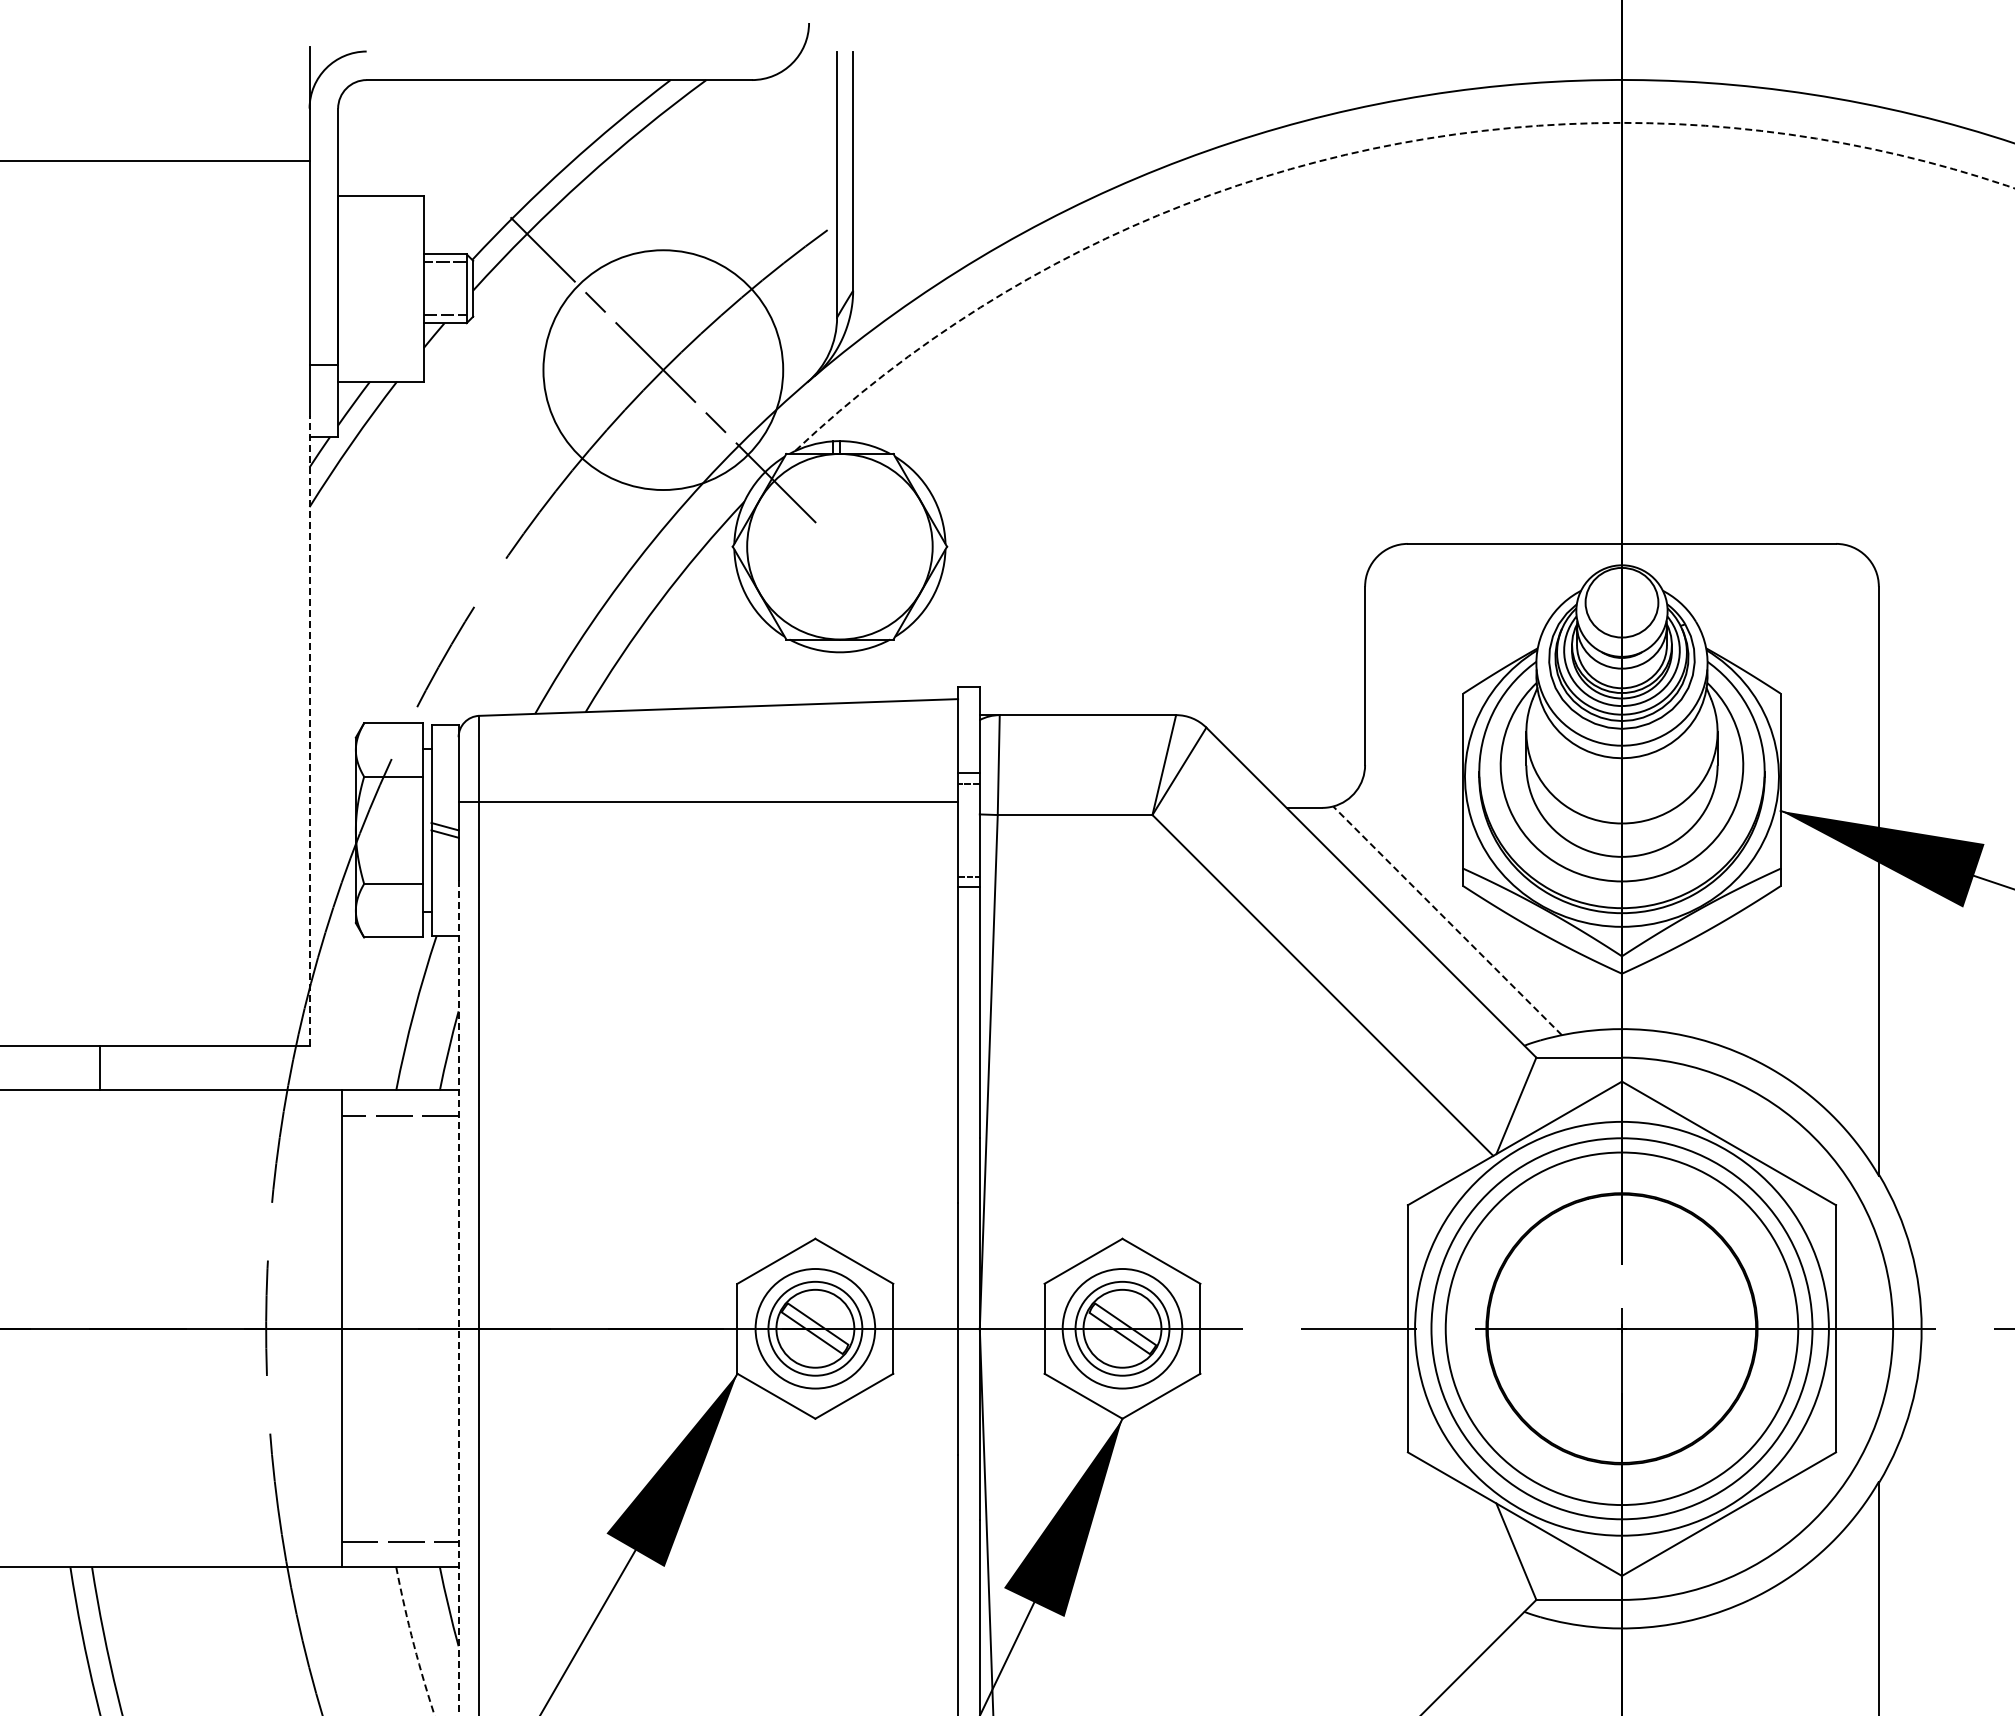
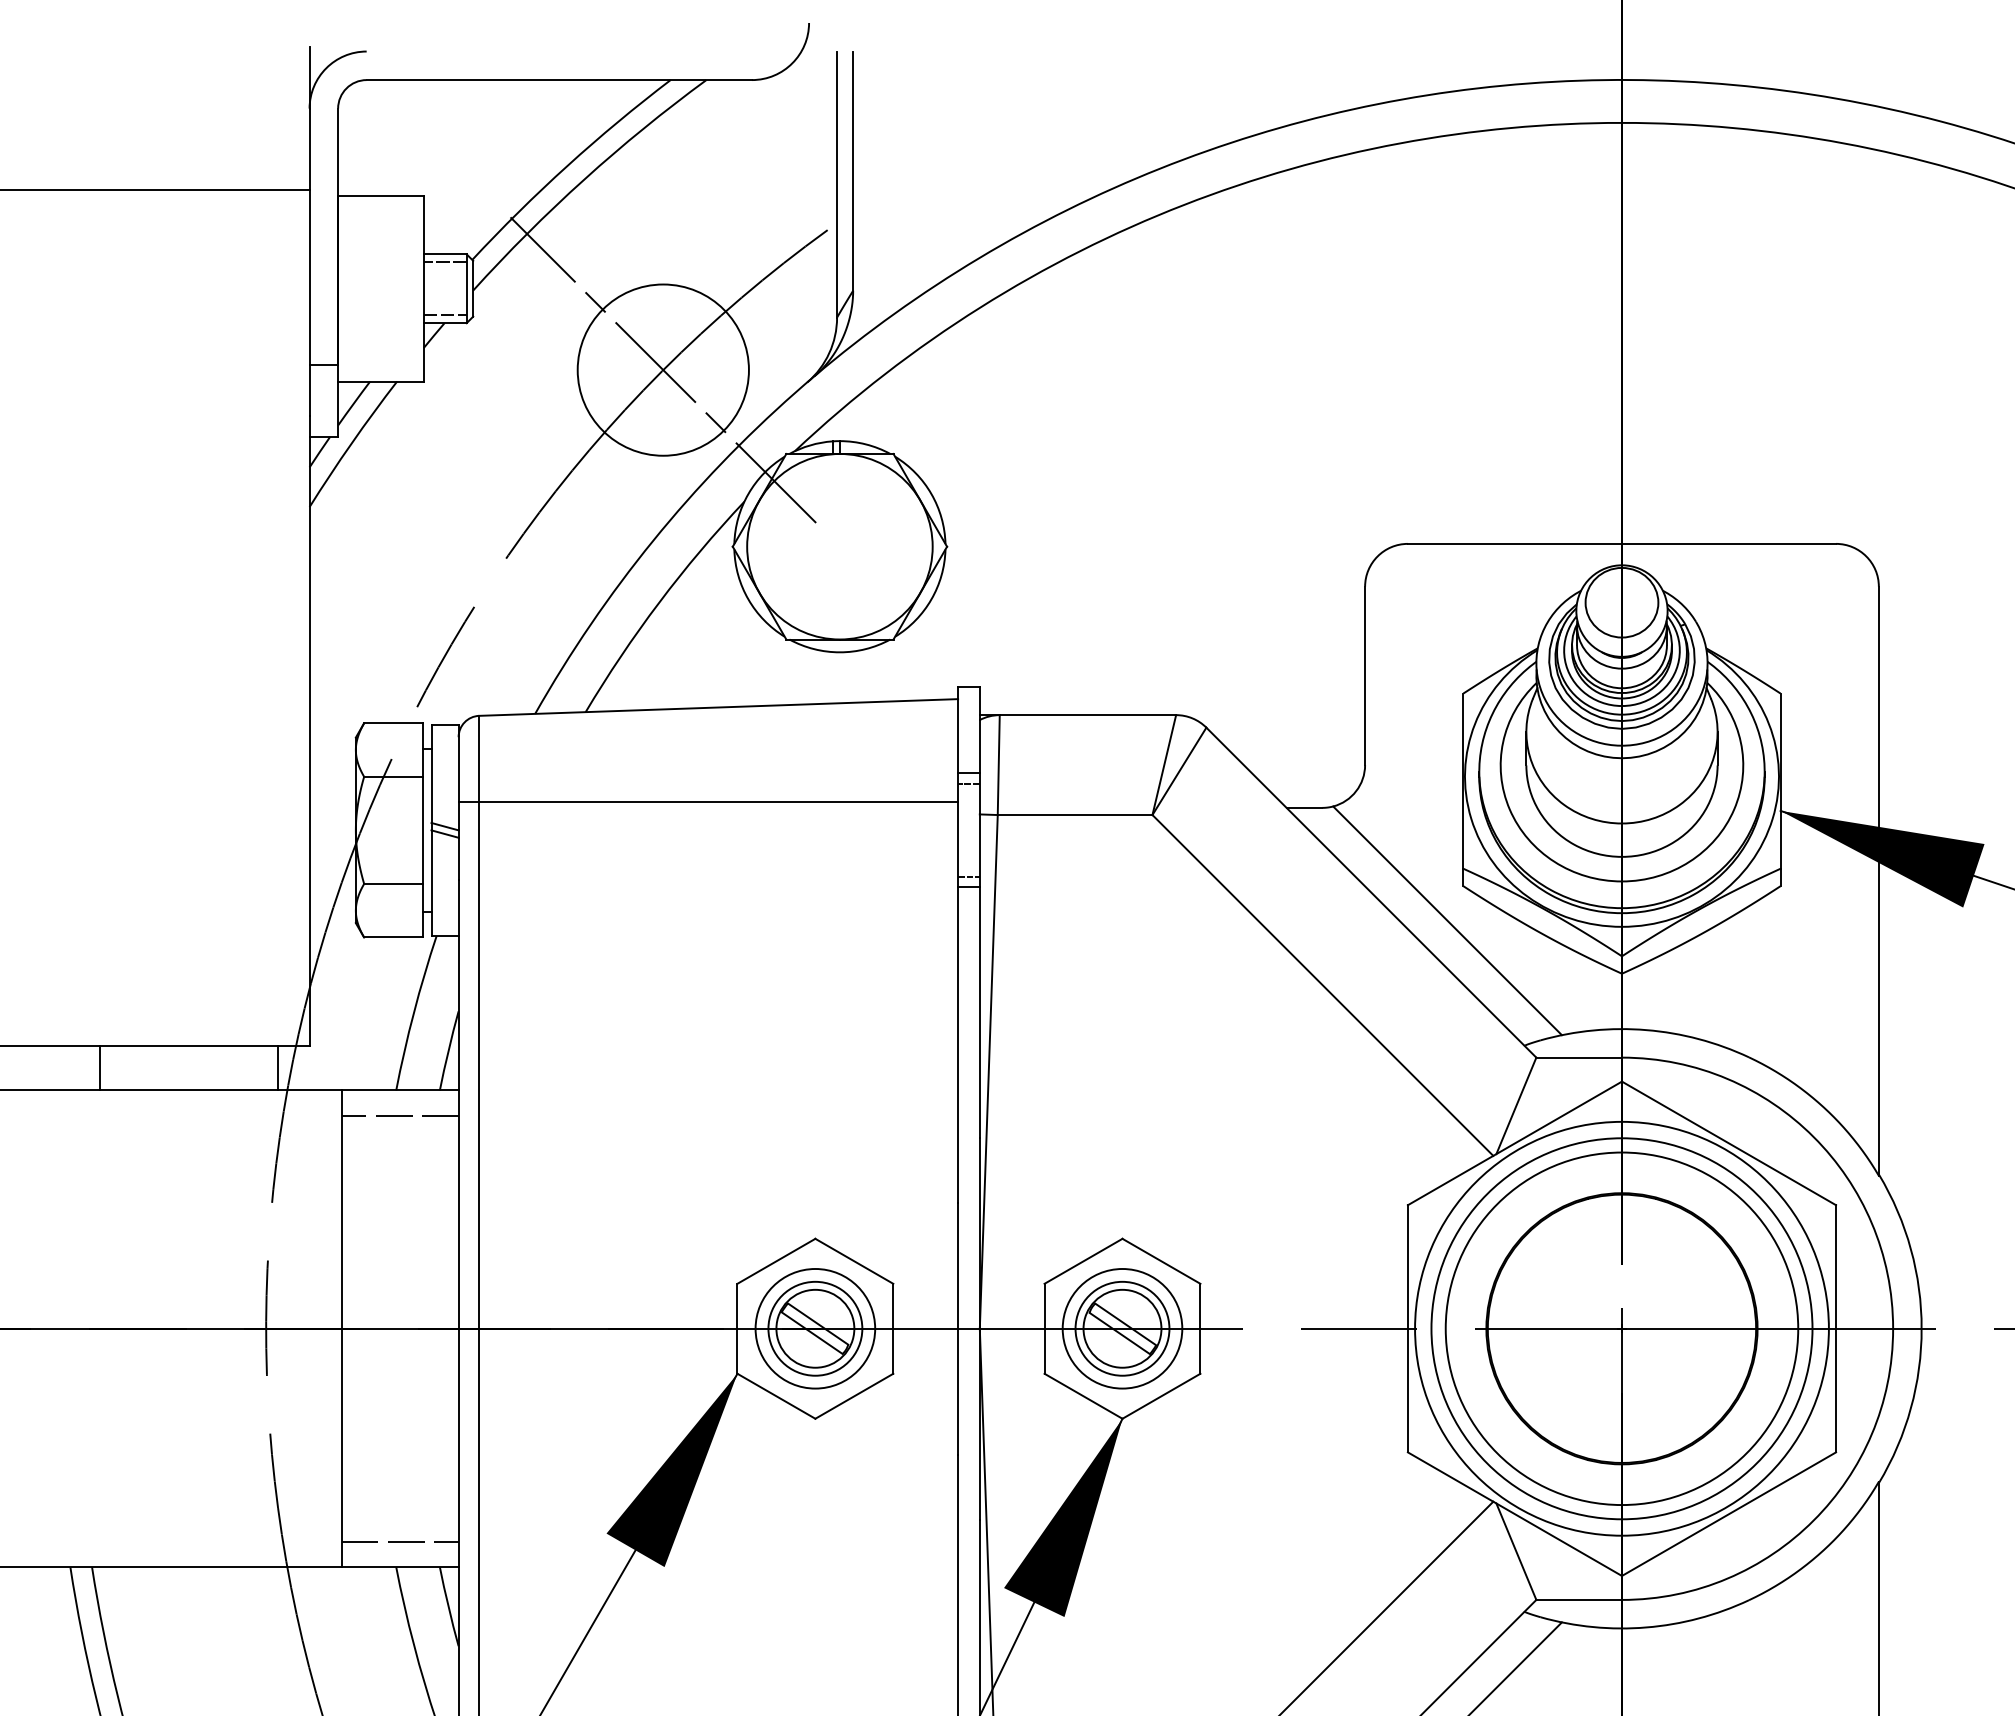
arc: dashed -> solid (1364, 150)
line position: (155, 160) -> (155, 189) (155, 189)
circle diameter: 240 px -> 171 px (662, 369)
line: dashed -> solid (309, 731)
line: dashed -> solid (1447, 920)
line: none -> present (278, 1068)
line: dashed -> solid (458, 1297)
line: none -> present (1387, 1606)
arc: dashed -> solid (413, 1643)
line: none -> present (1516, 1667)
